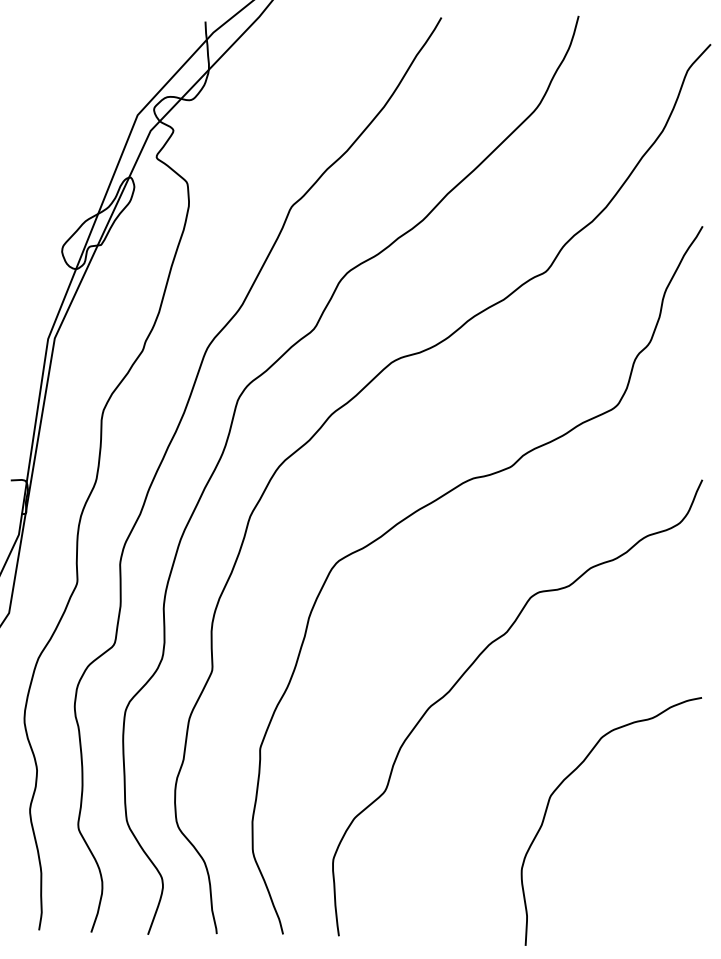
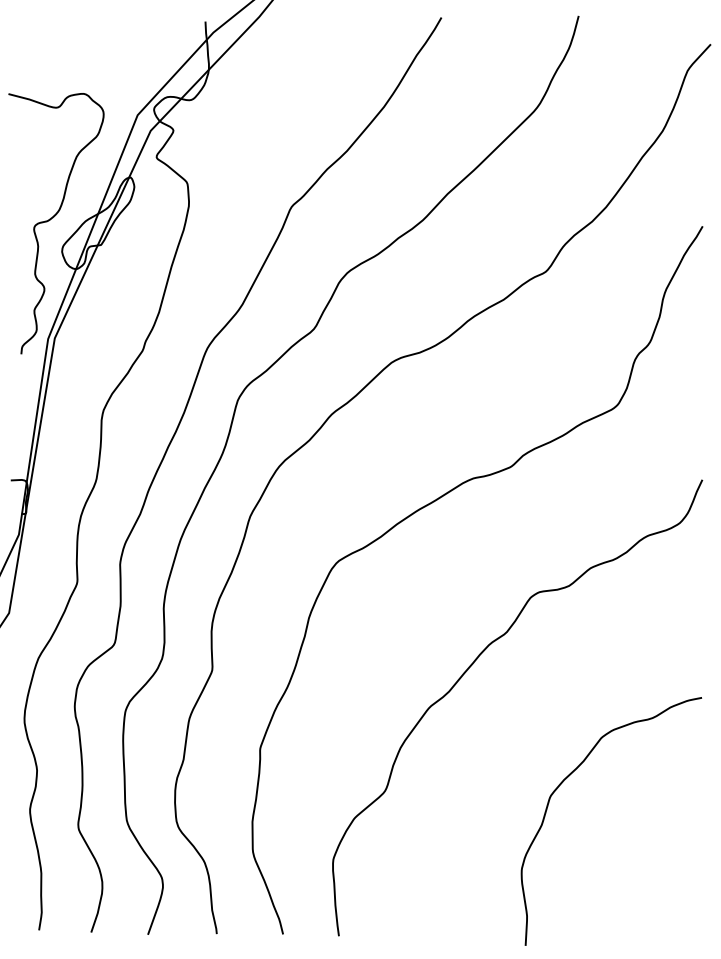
curve: none -> present (53, 218)
